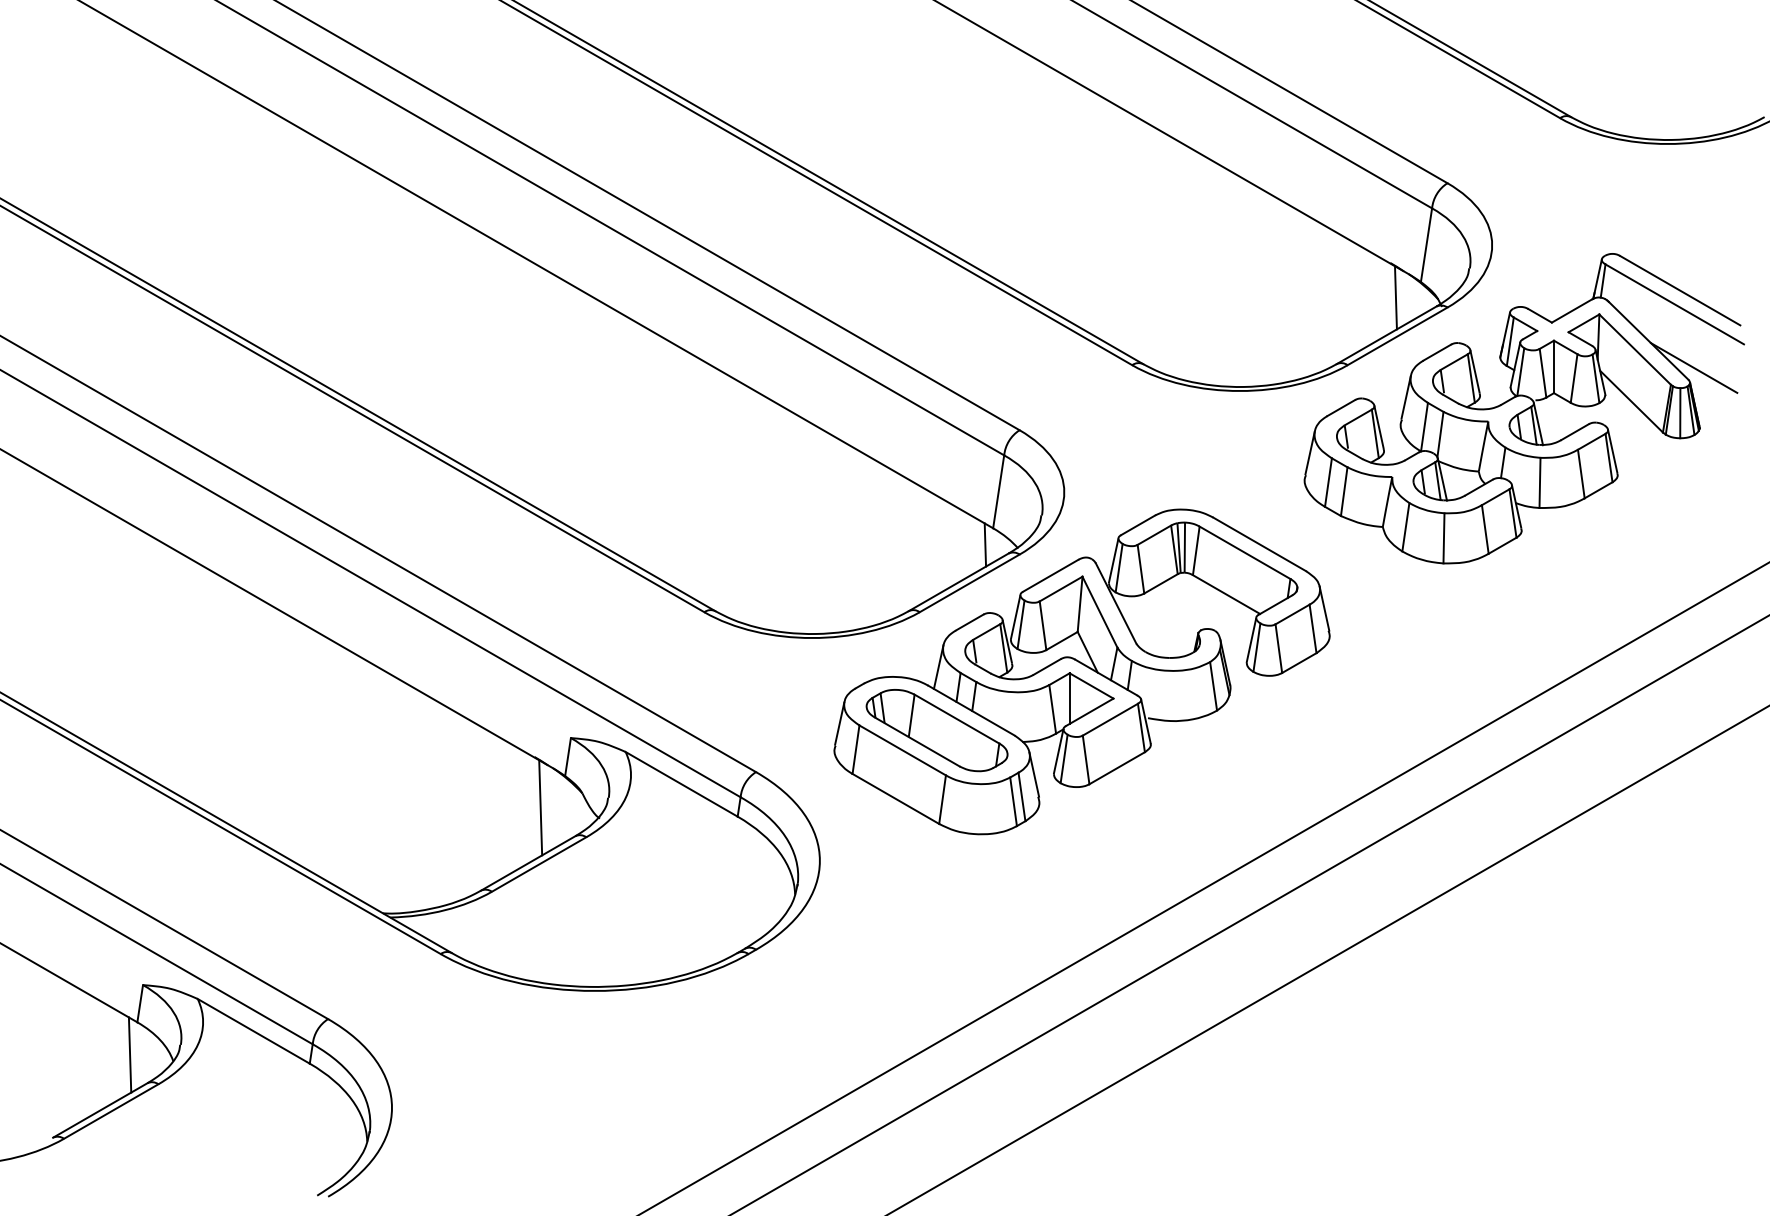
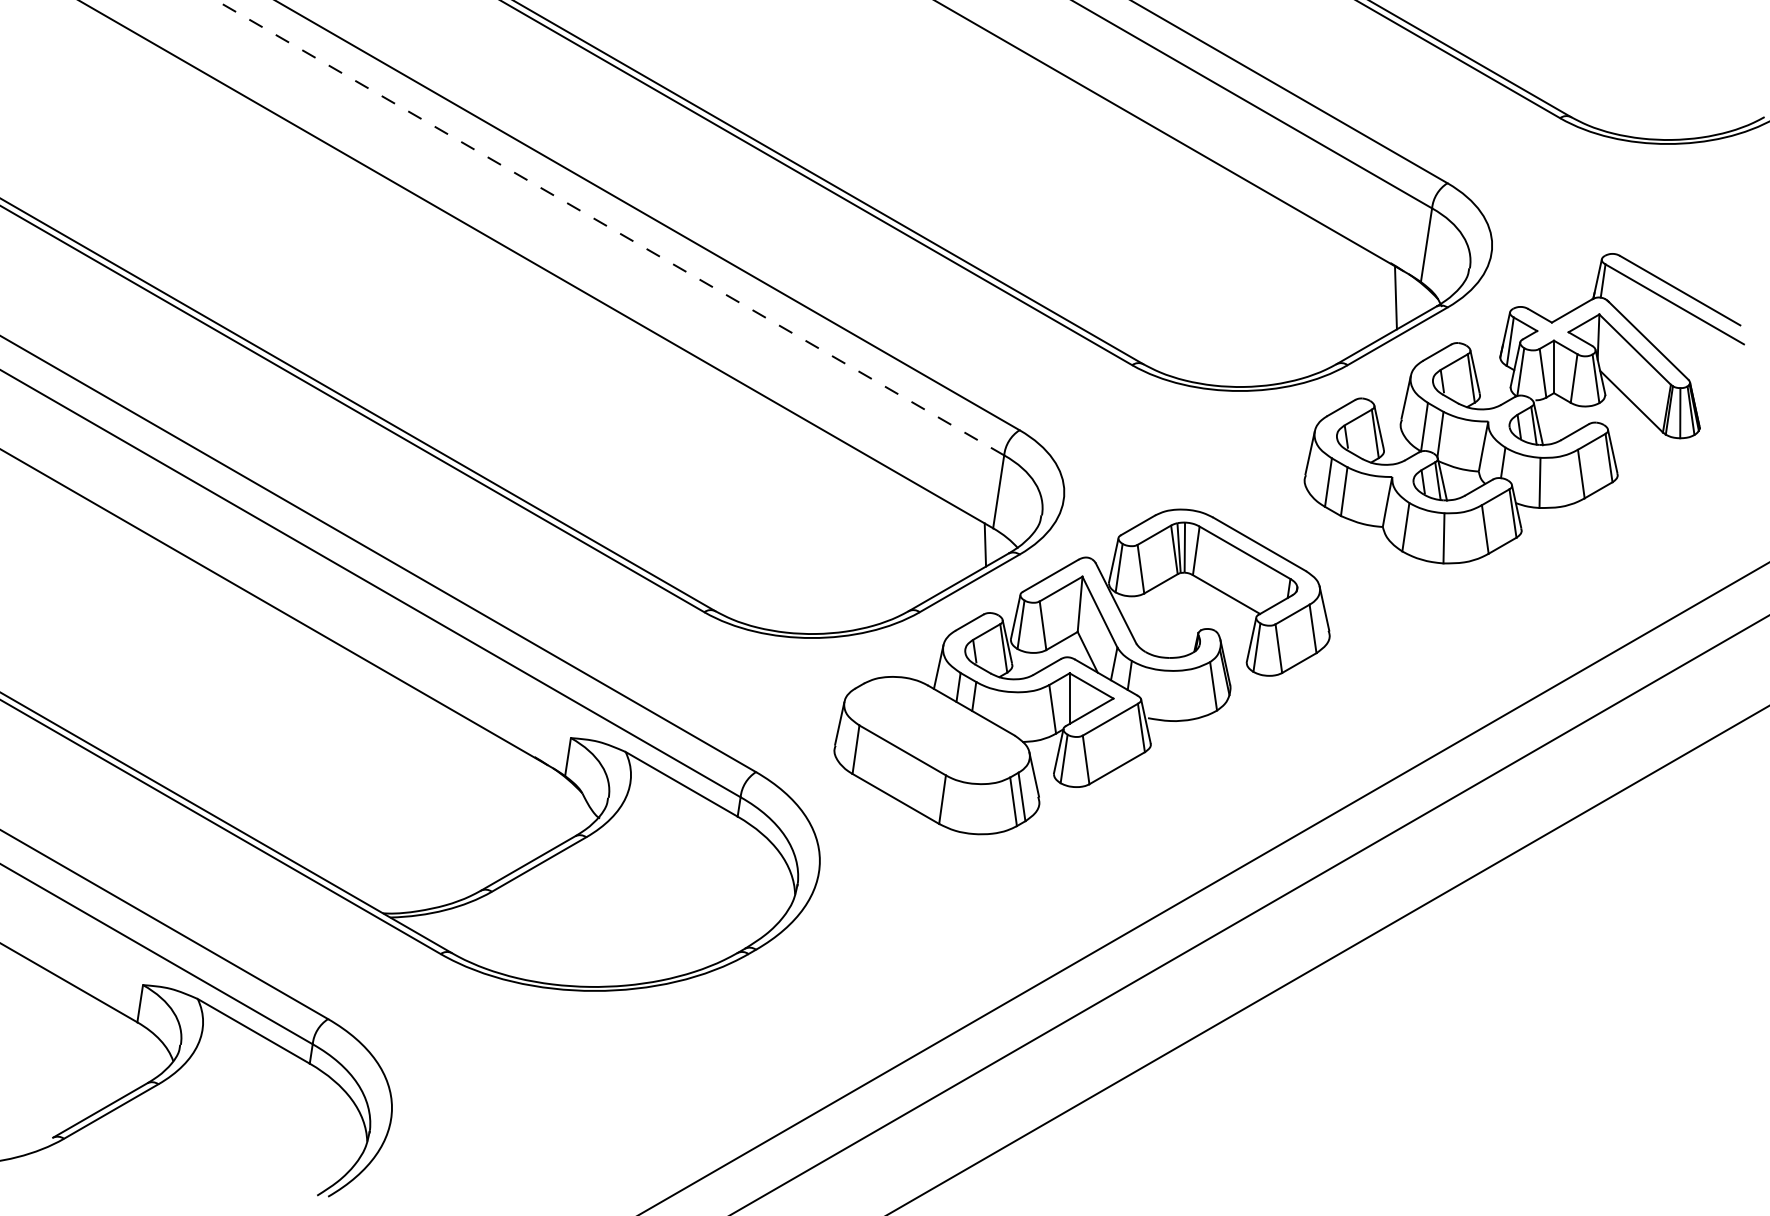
line: solid -> dashed (609, 227)
line: present -> none (1693, 367)
part: present -> none (936, 730)
line: present -> none (540, 807)
line: present -> none (129, 1054)
